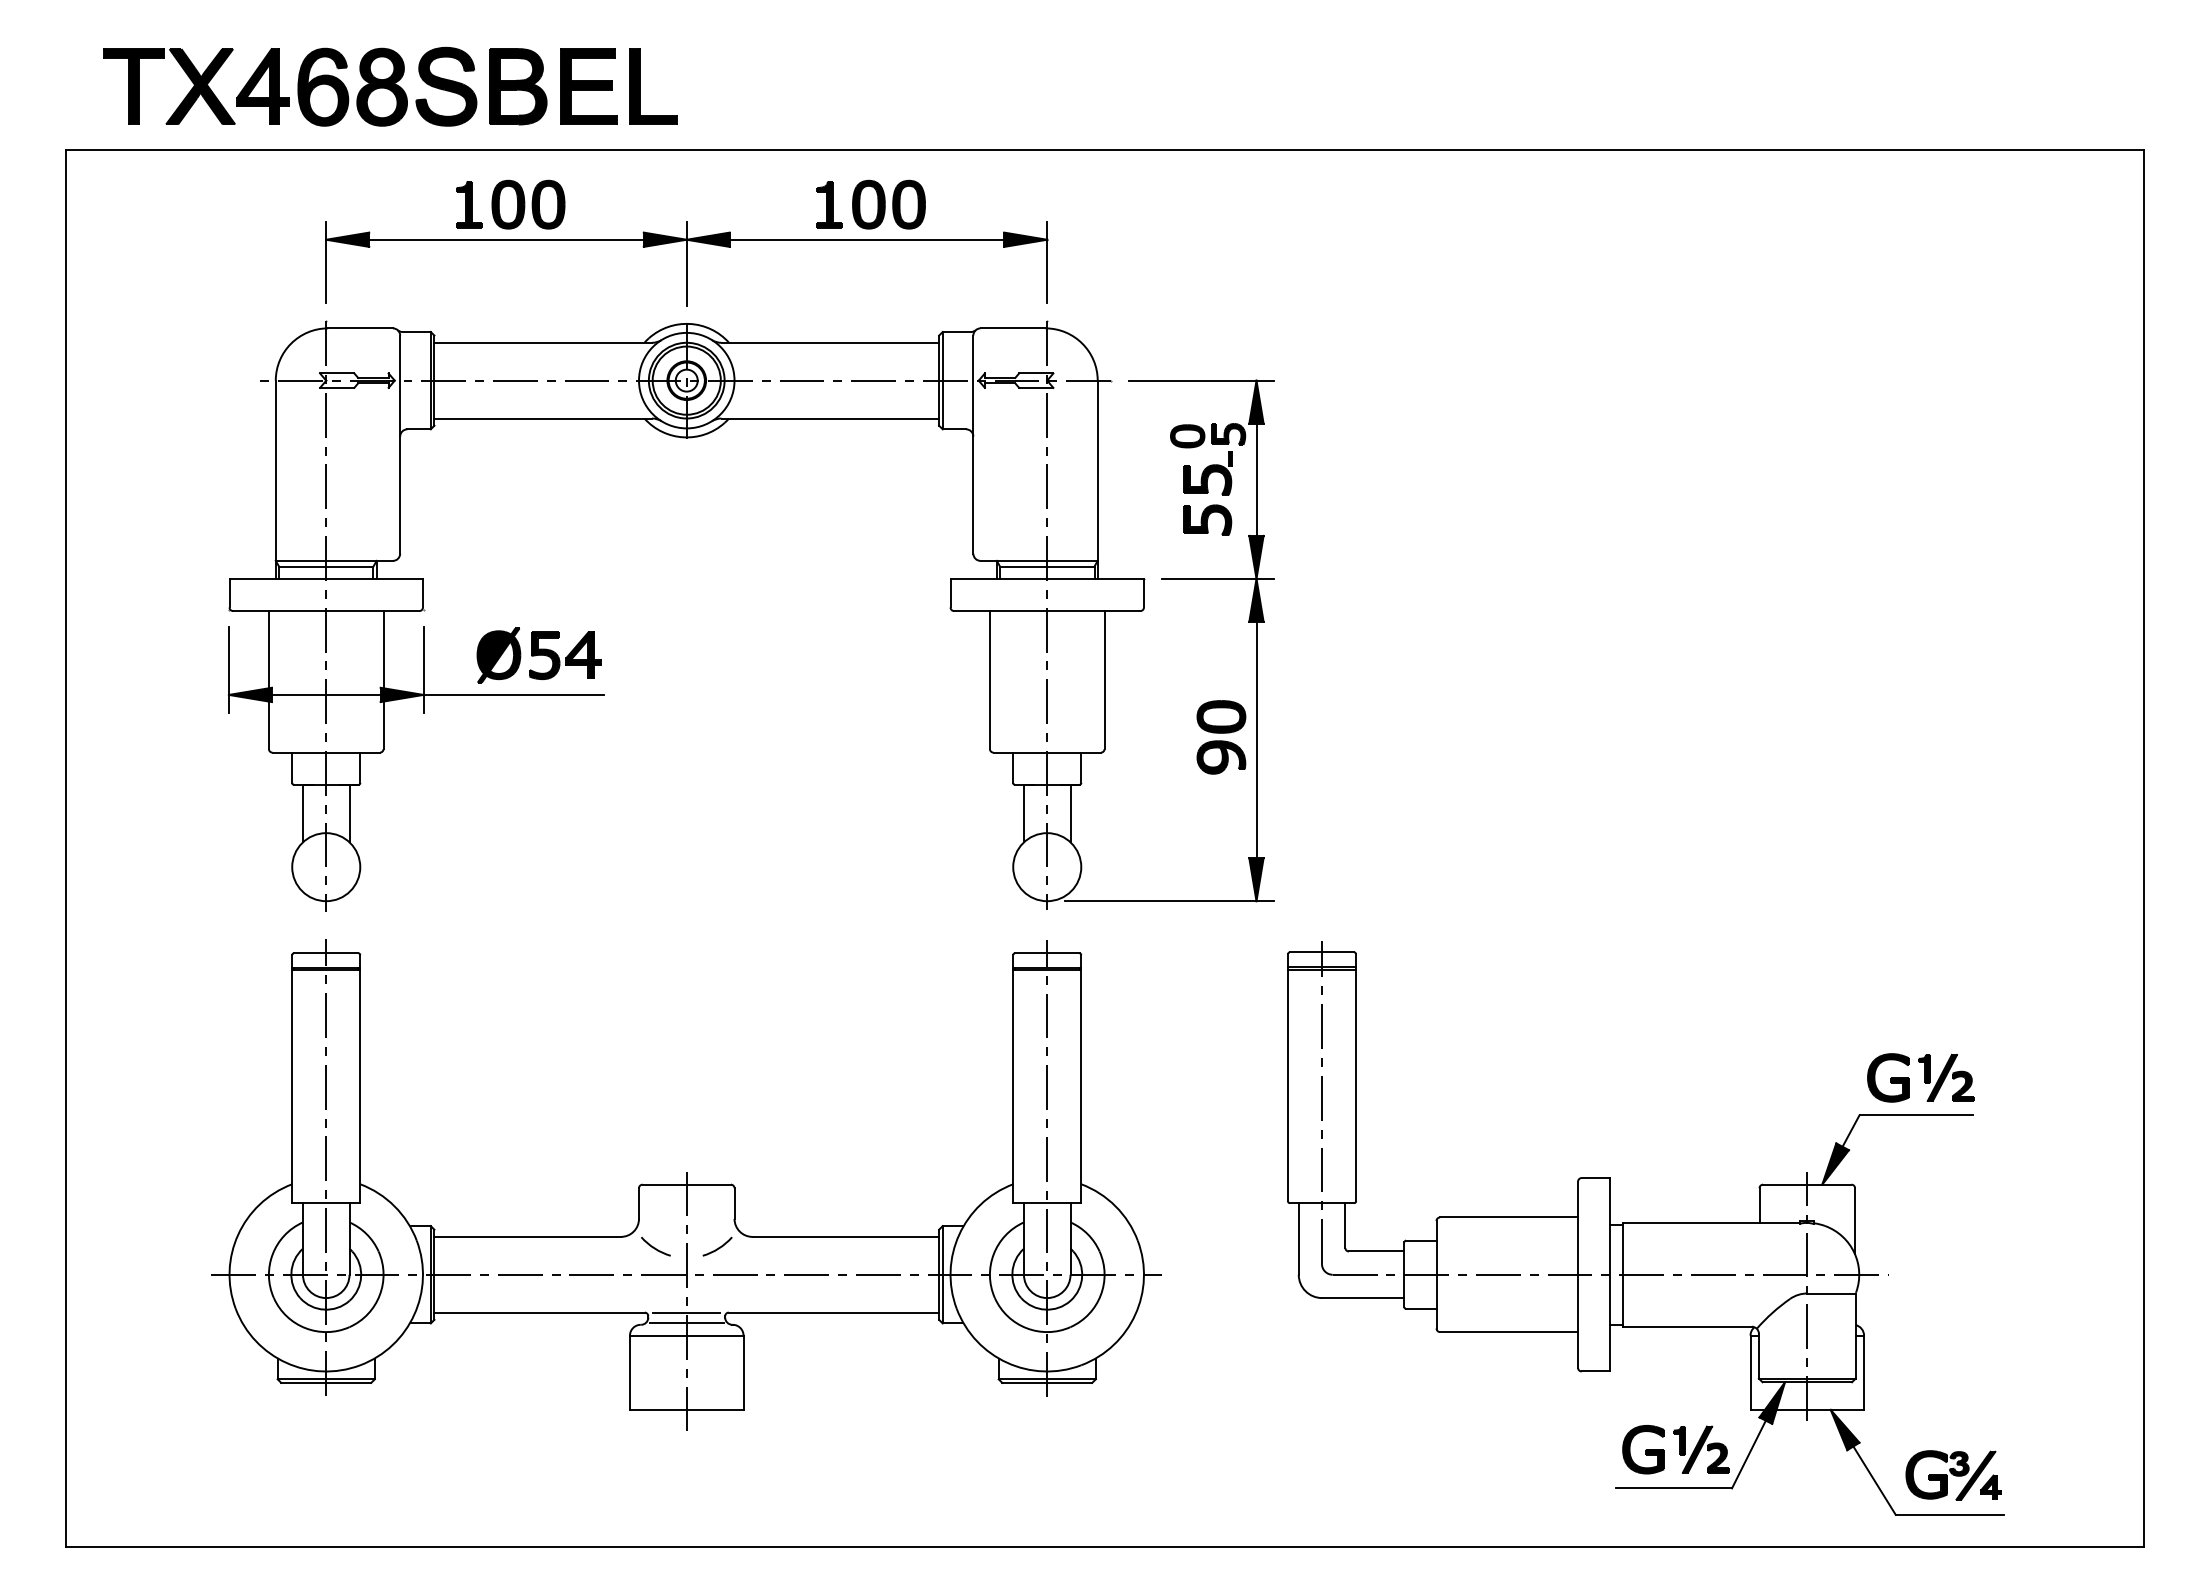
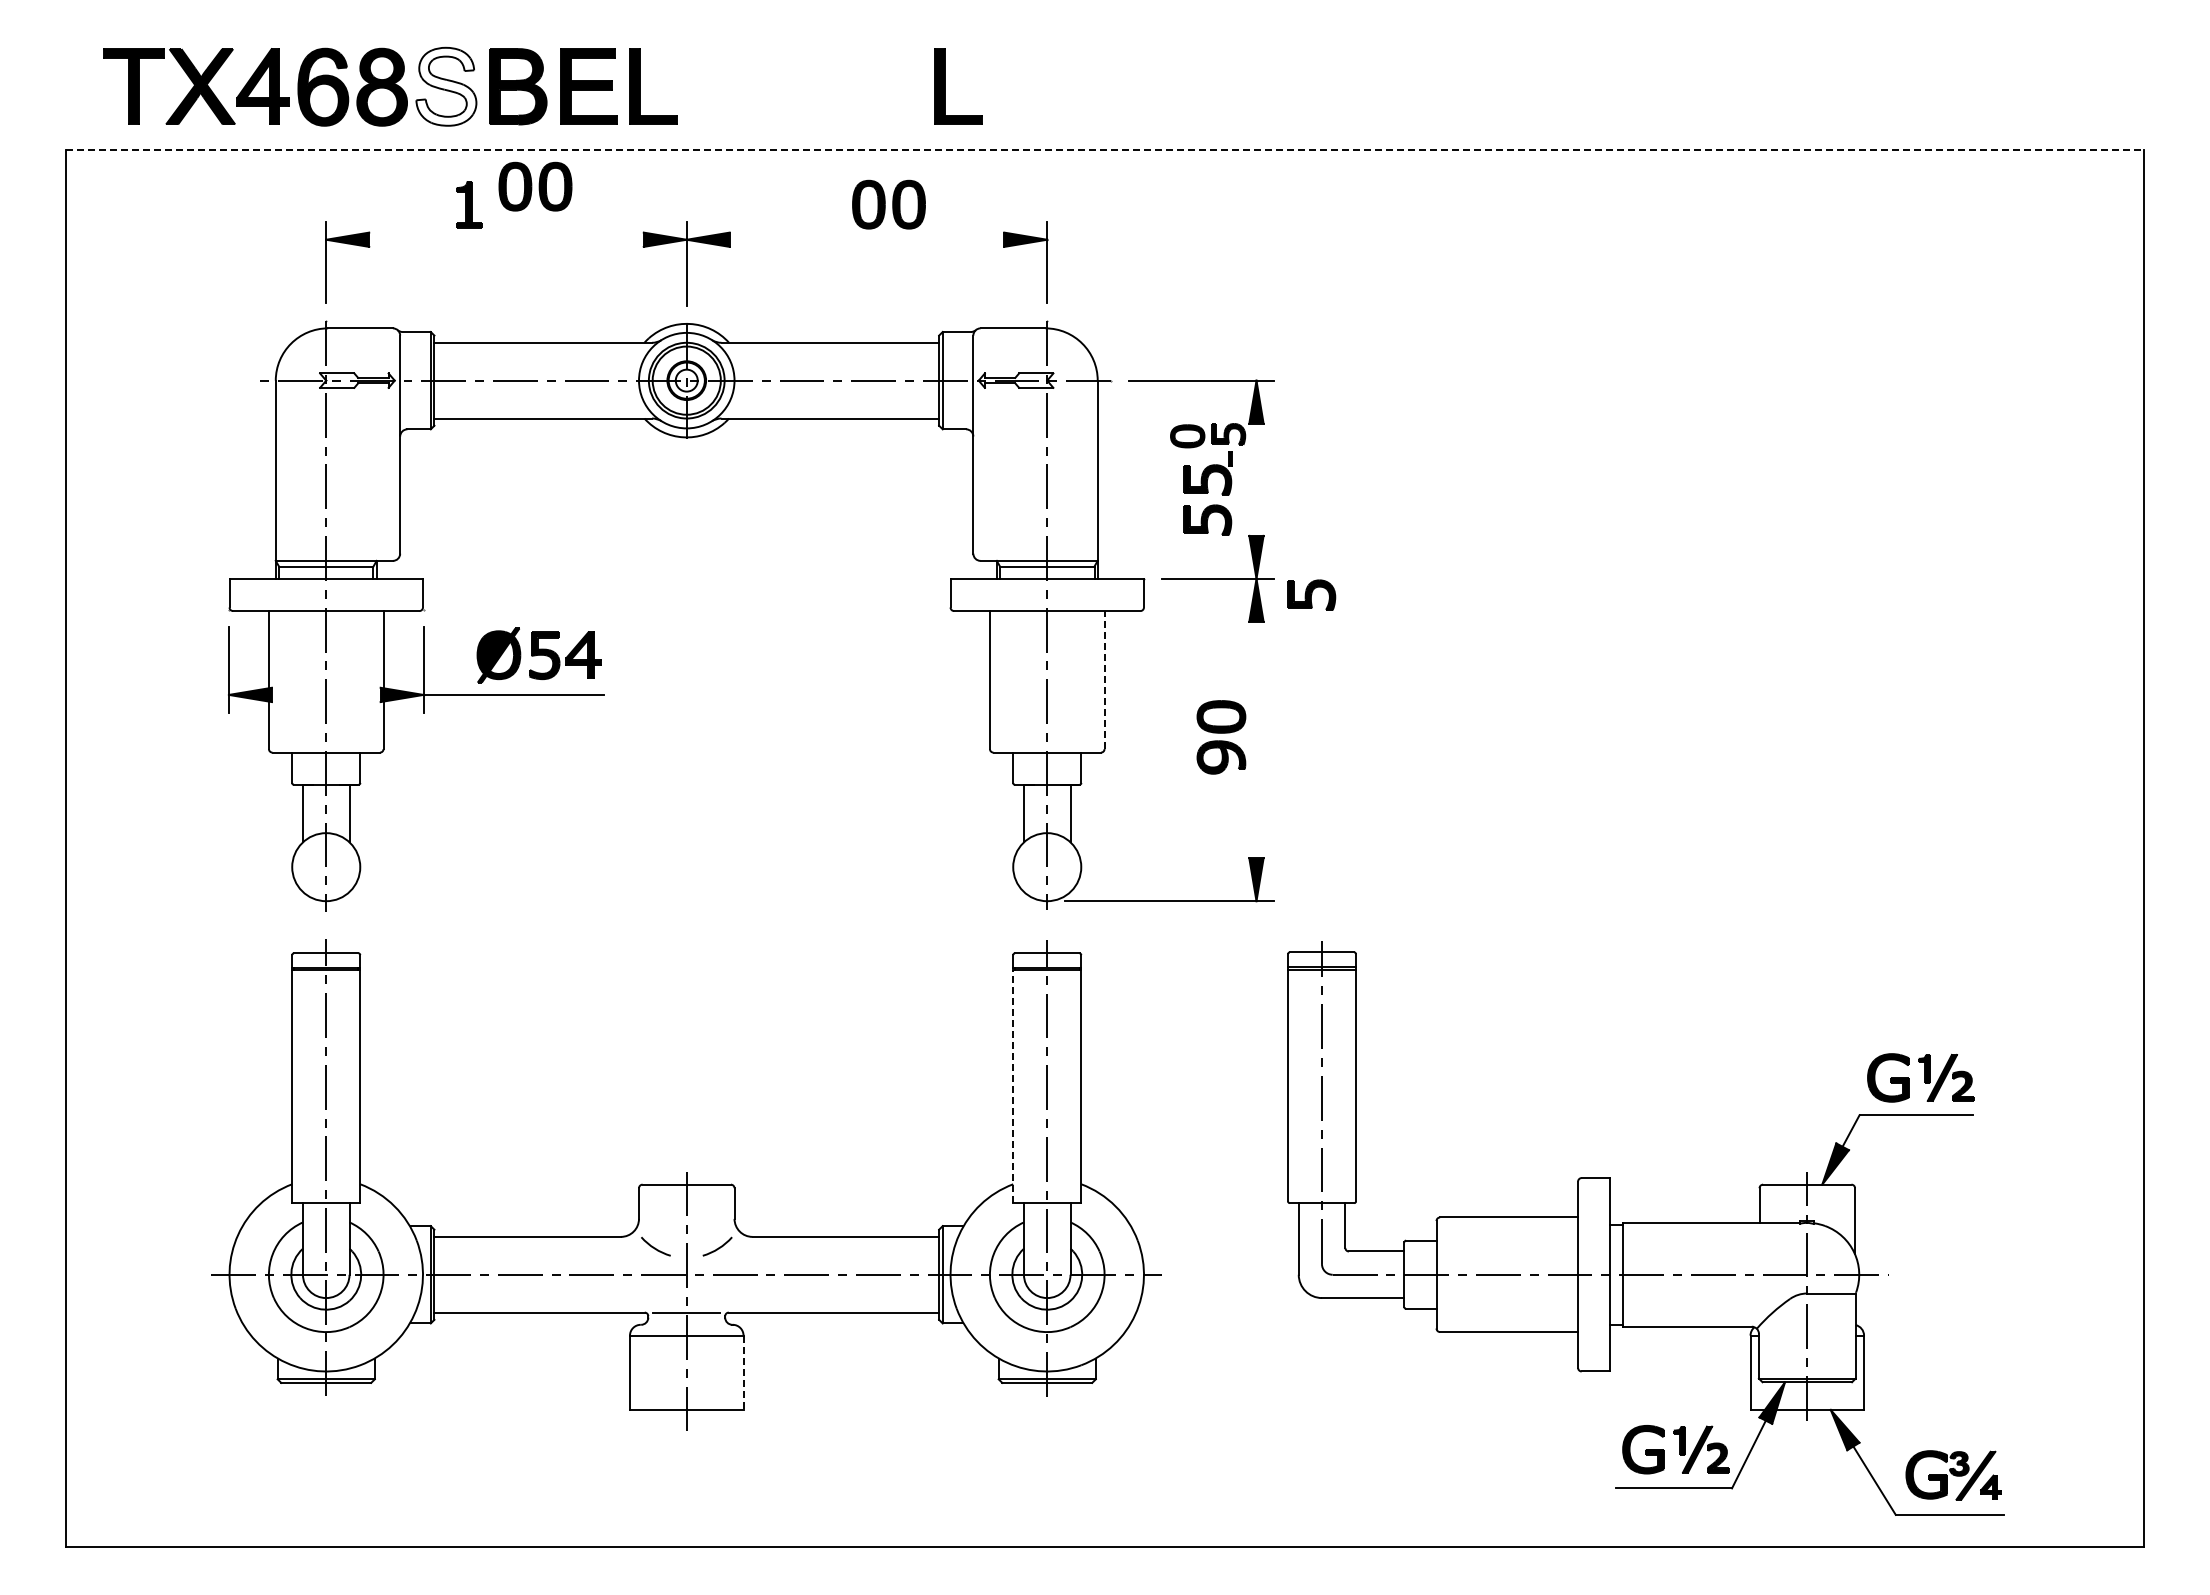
fill: present -> none (446, 86)
part: none -> present (945, 86)
line: solid -> dashed (1104, 150)
part position: (528, 204) -> (535, 186) (535, 186)
part: present -> none (829, 204)
line: present -> none (506, 239)
line: present -> none (866, 239)
line: present -> none (1256, 479)
part: none -> present (1311, 594)
line: solid -> dashed (1104, 679)
line: present -> none (325, 694)
line: present -> none (1256, 739)
line: solid -> dashed (1013, 1086)
line: present -> none (686, 1322)
line: solid -> dashed (743, 1373)
